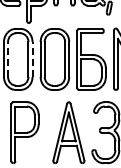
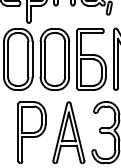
line: dashed -> solid (8, 58)
line: dashed -> solid (32, 58)
part position: (24, 132) -> (31, 132) (31, 132)
